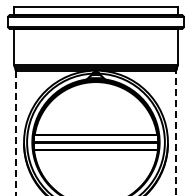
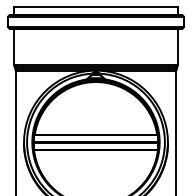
line: dashed -> solid (176, 132)
line: dashed -> solid (15, 133)
